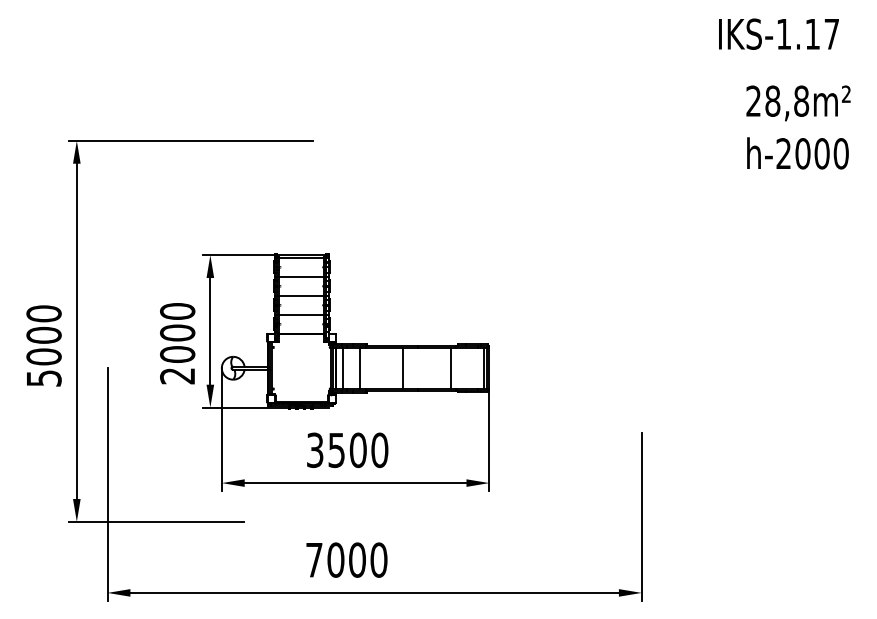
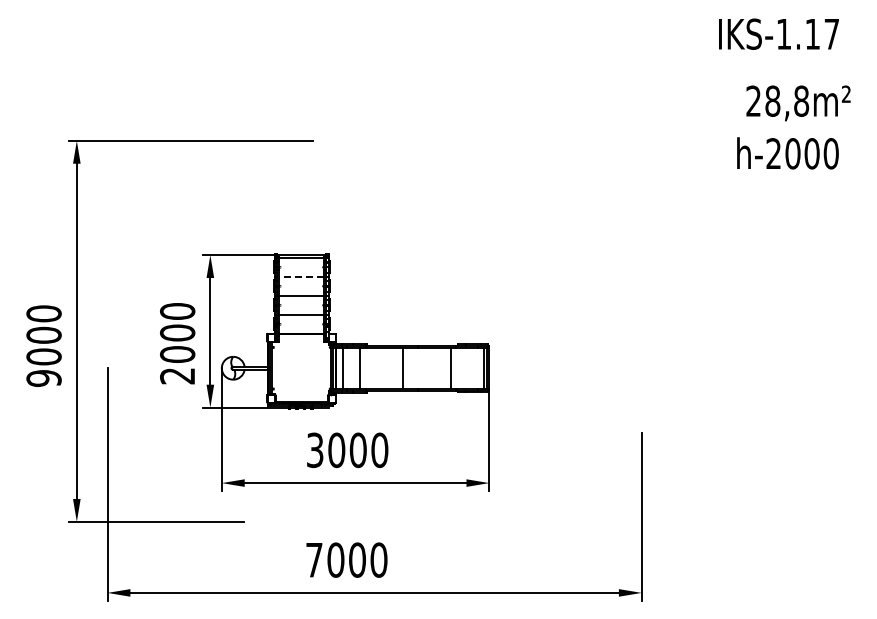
text position: (797, 153) -> (787, 153) (787, 153)
line: solid -> dashed (301, 276)
text: 5000 -> 9000 (43, 378)
text: 3500 -> 3000 (336, 450)
